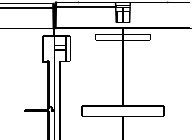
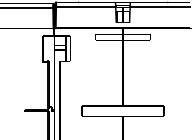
line: none -> present (159, 6)
